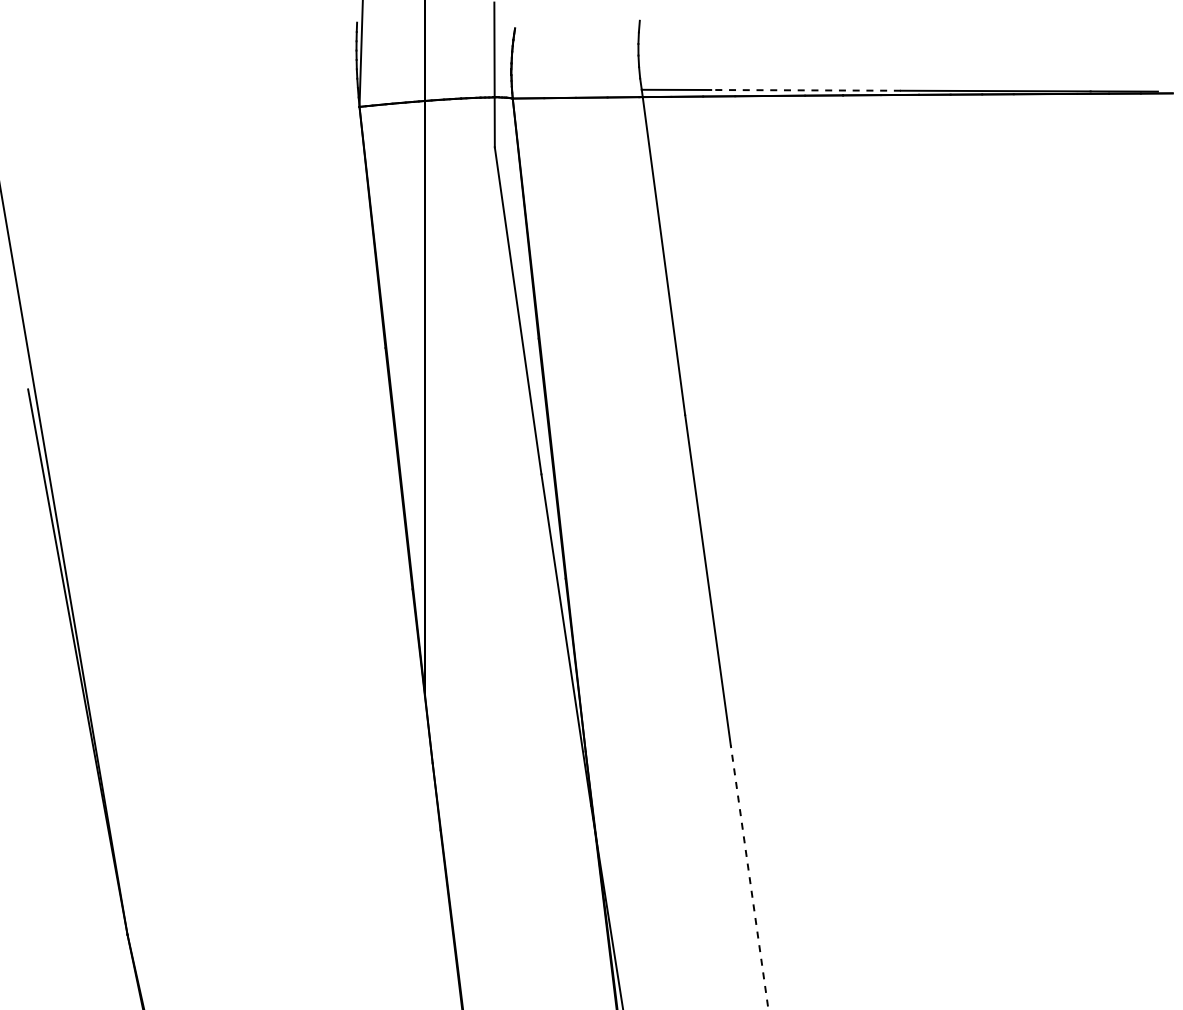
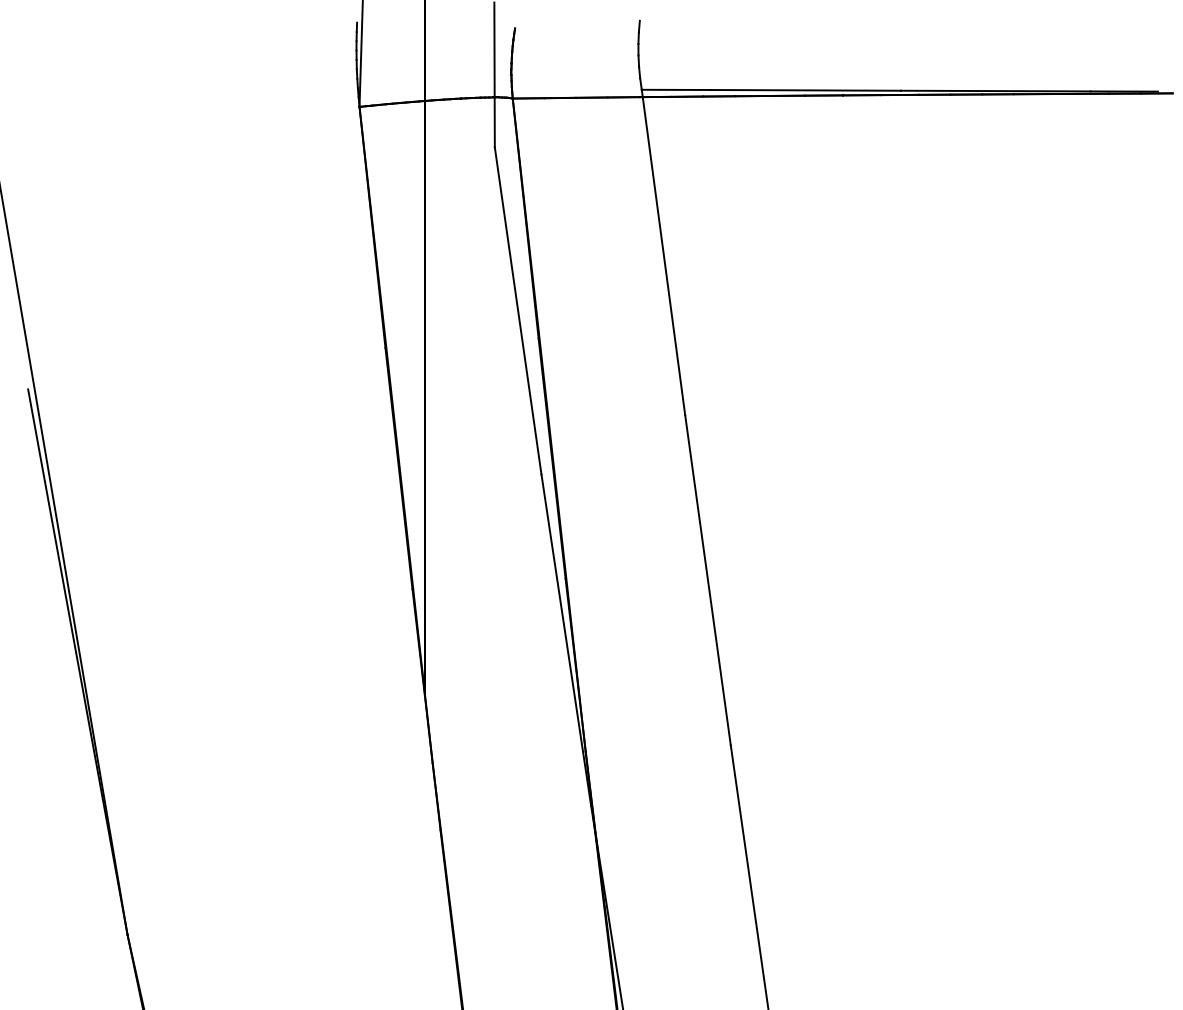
line: dashed -> solid (806, 90)
line: dashed -> solid (749, 876)
